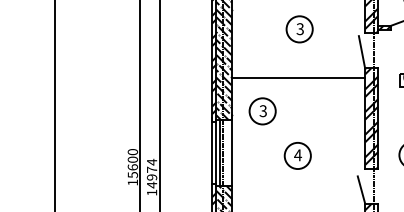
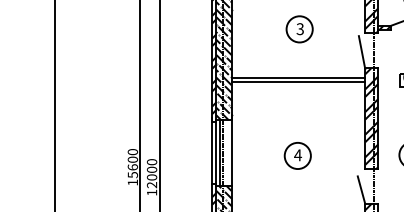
line: none -> present (298, 81)
part: present -> none (262, 111)
text: 14974 -> 12000 (151, 173)
